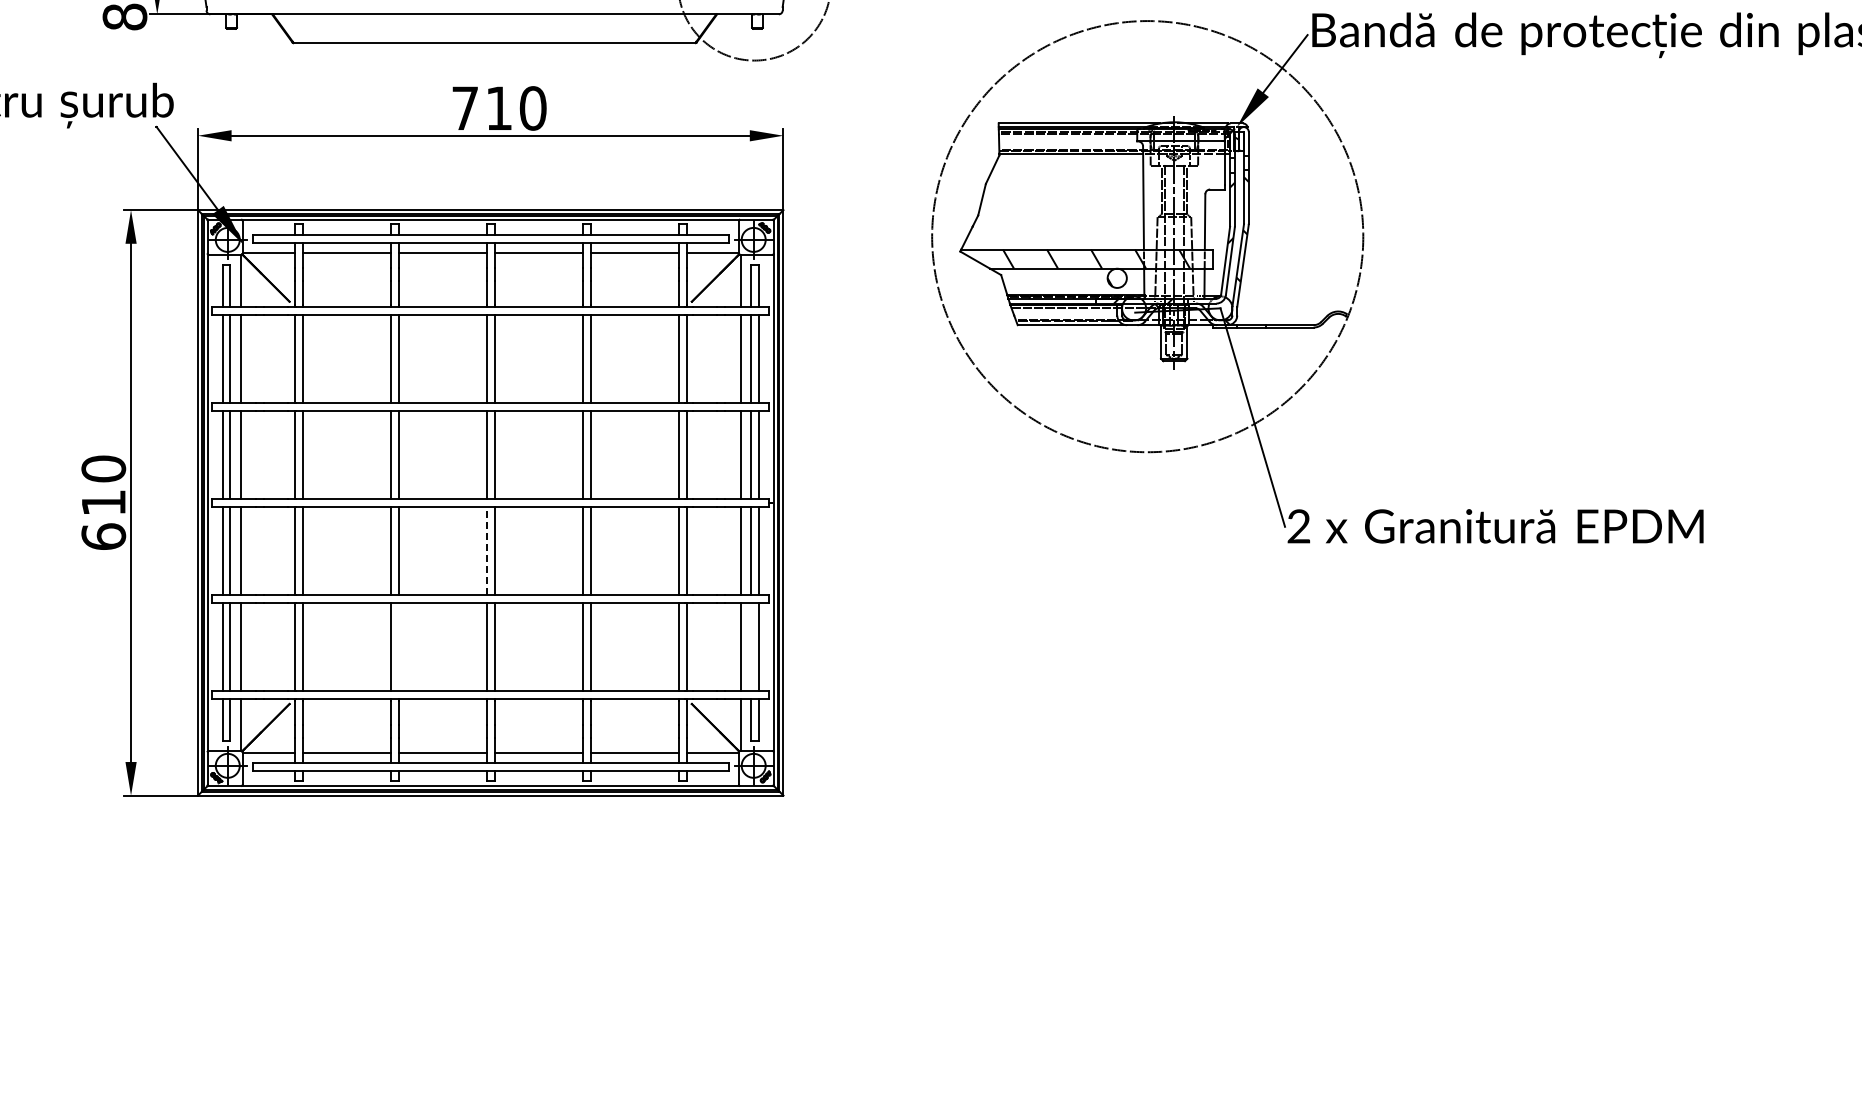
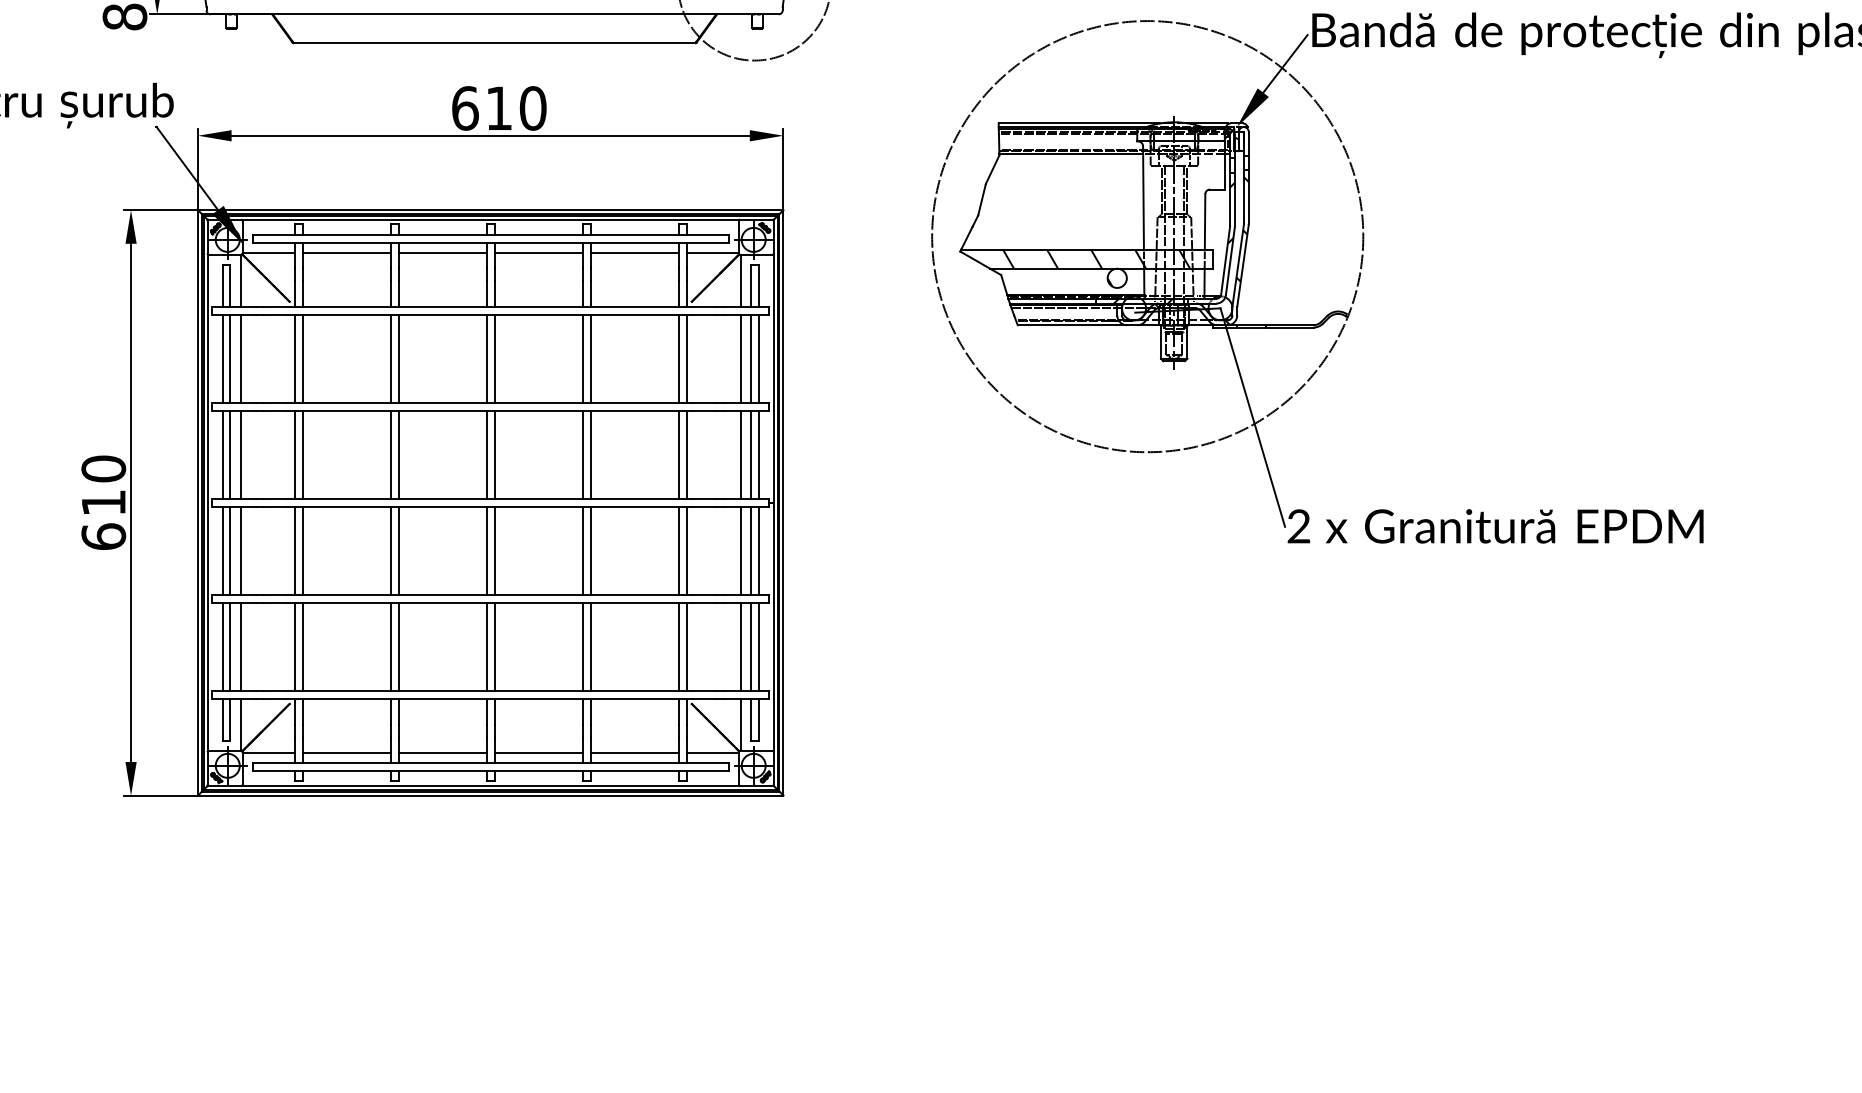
text: 710 -> 610 (465, 108)
line: dashed -> solid (486, 550)
line: none -> present (398, 646)
line: none -> present (751, 646)
